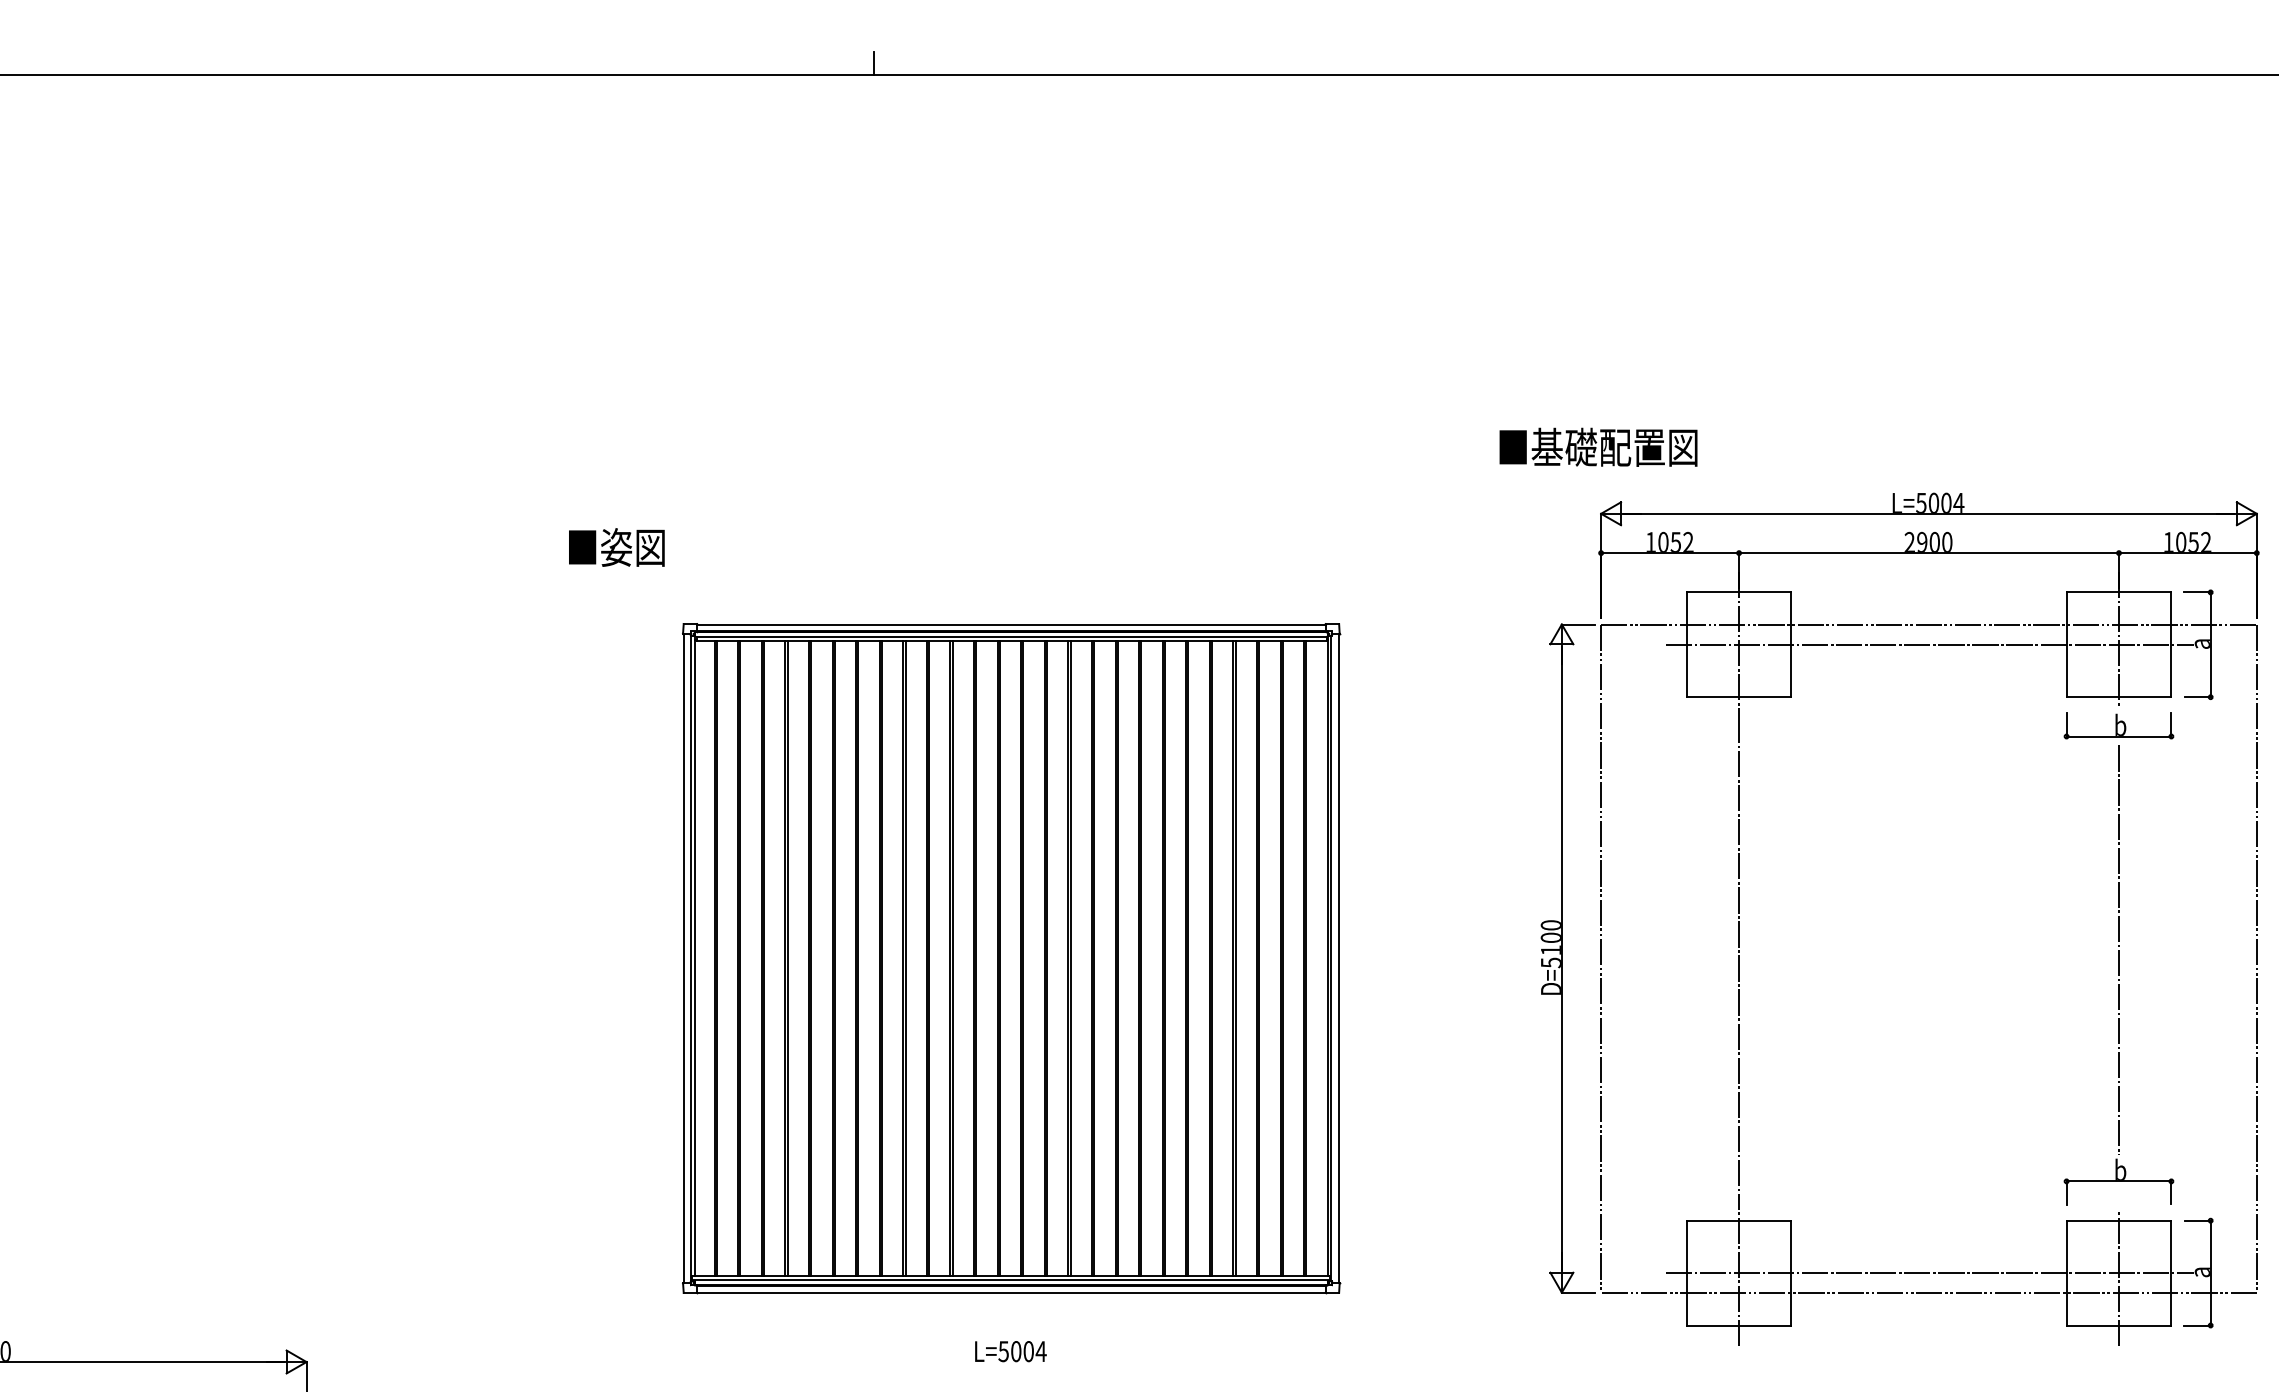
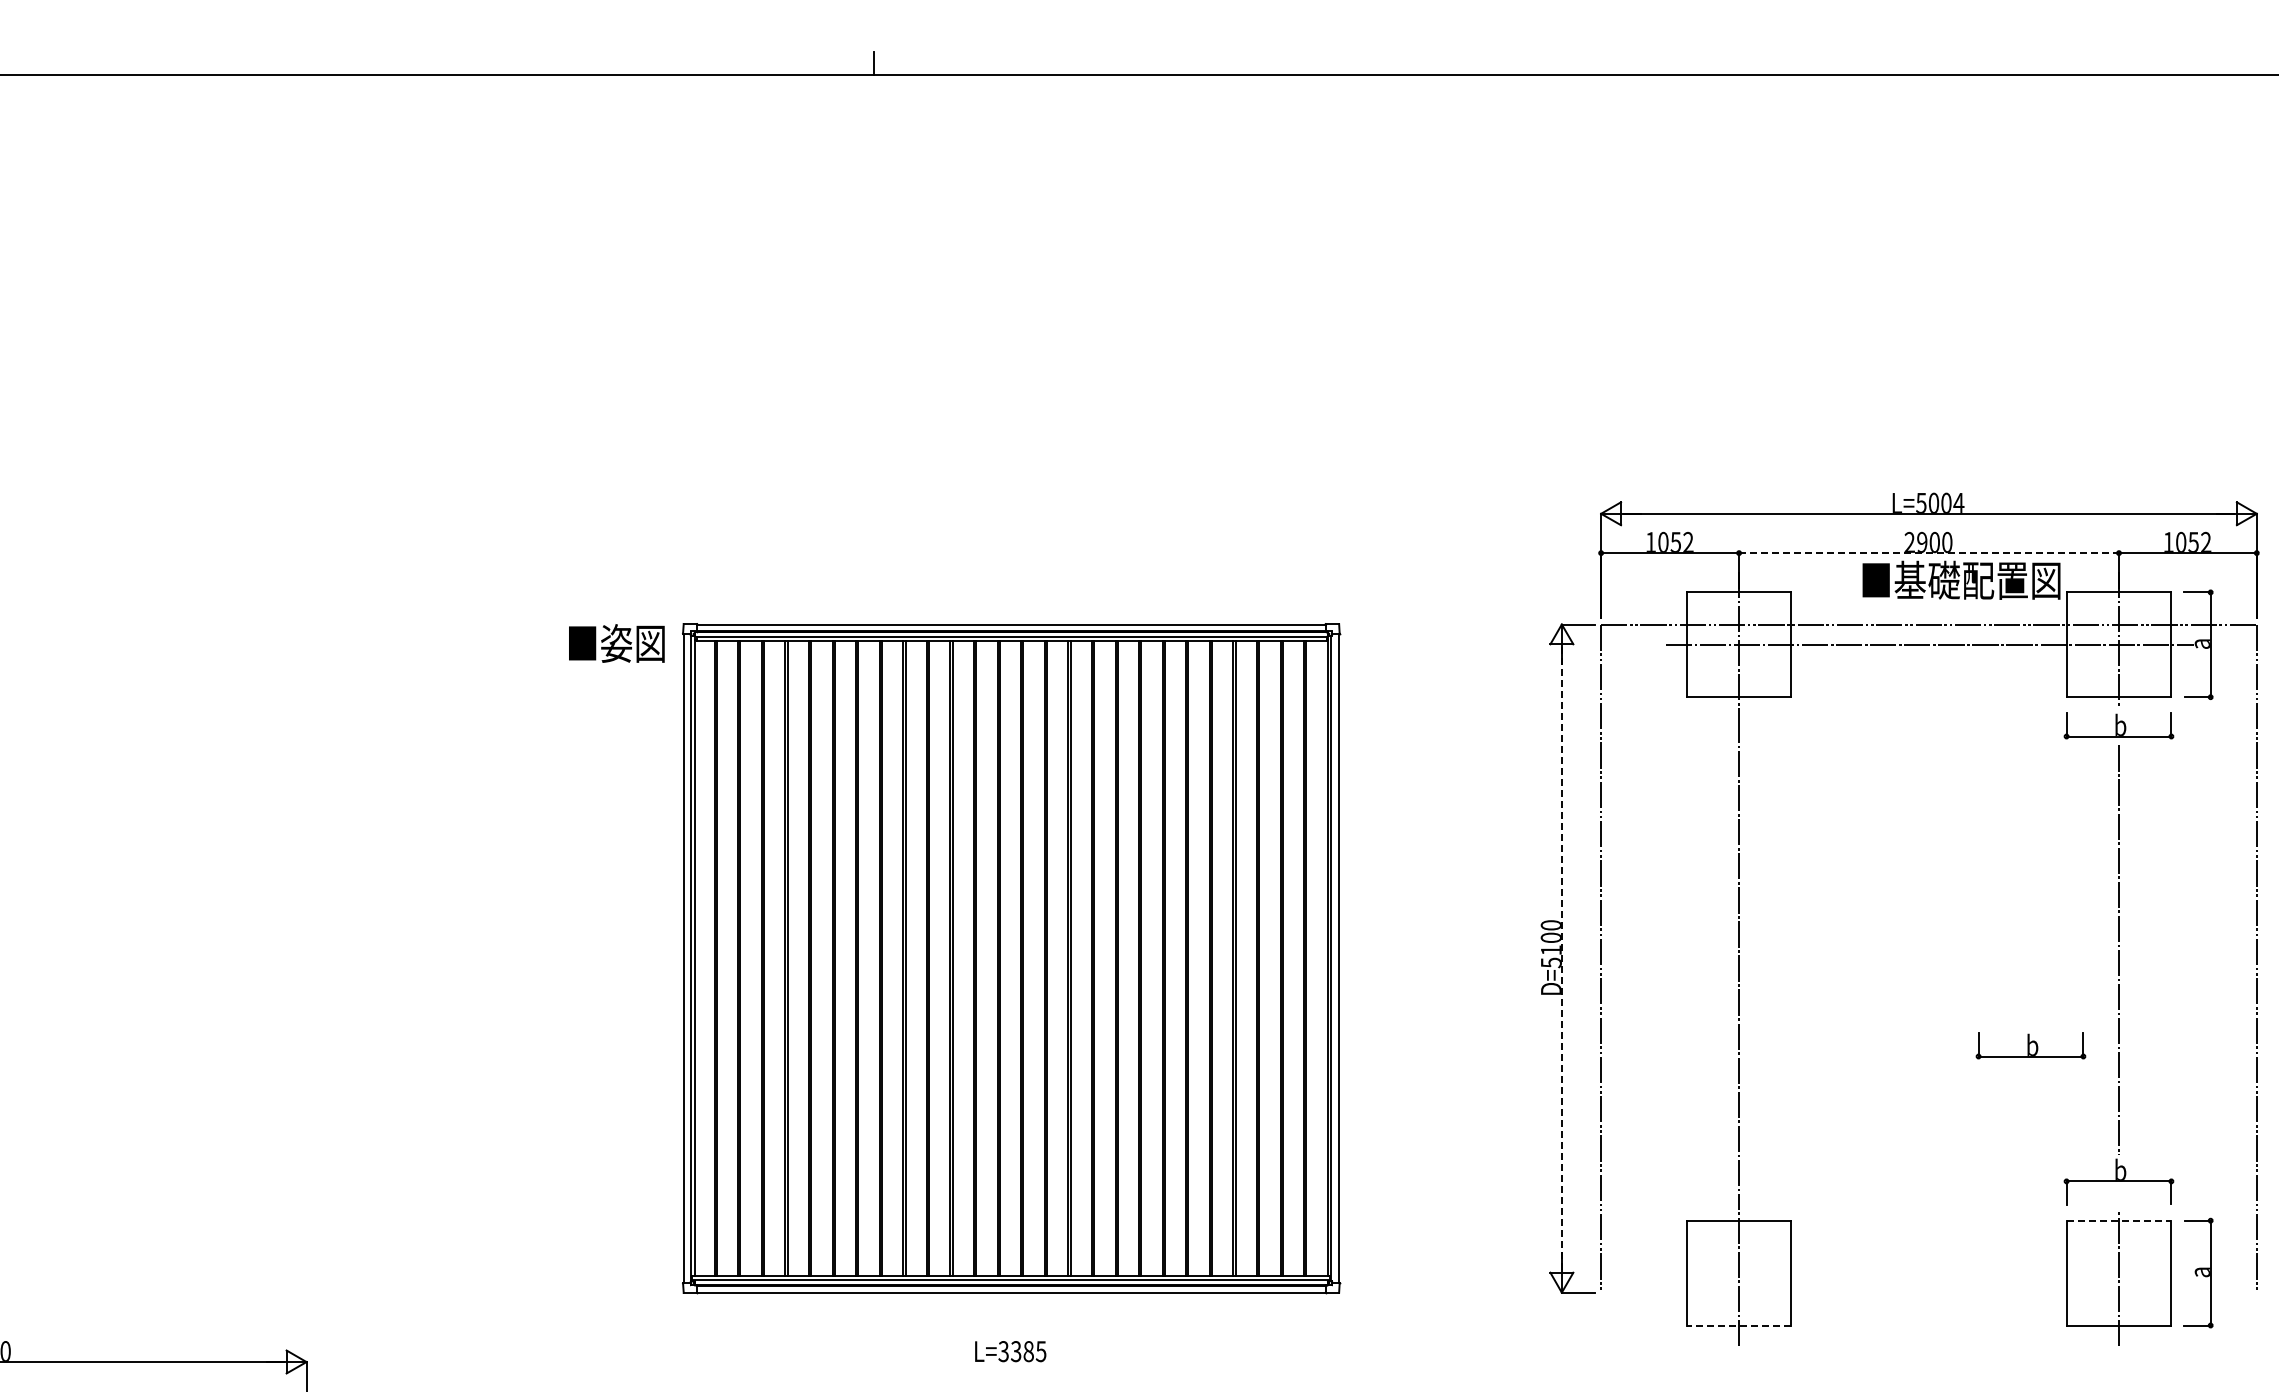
text position: (1598, 446) -> (1961, 579) (1961, 579)
text position: (616, 547) -> (616, 643) (616, 643)
line: solid -> dashed (1929, 553)
line: solid -> dashed (1561, 958)
part: none -> present (2030, 1045)
line: solid -> dashed (2119, 1220)
line: present -> none (1929, 1273)
line: present -> none (1928, 1292)
line: solid -> dashed (1738, 1325)
text: L=5004 -> L=3385 (1022, 1351)
